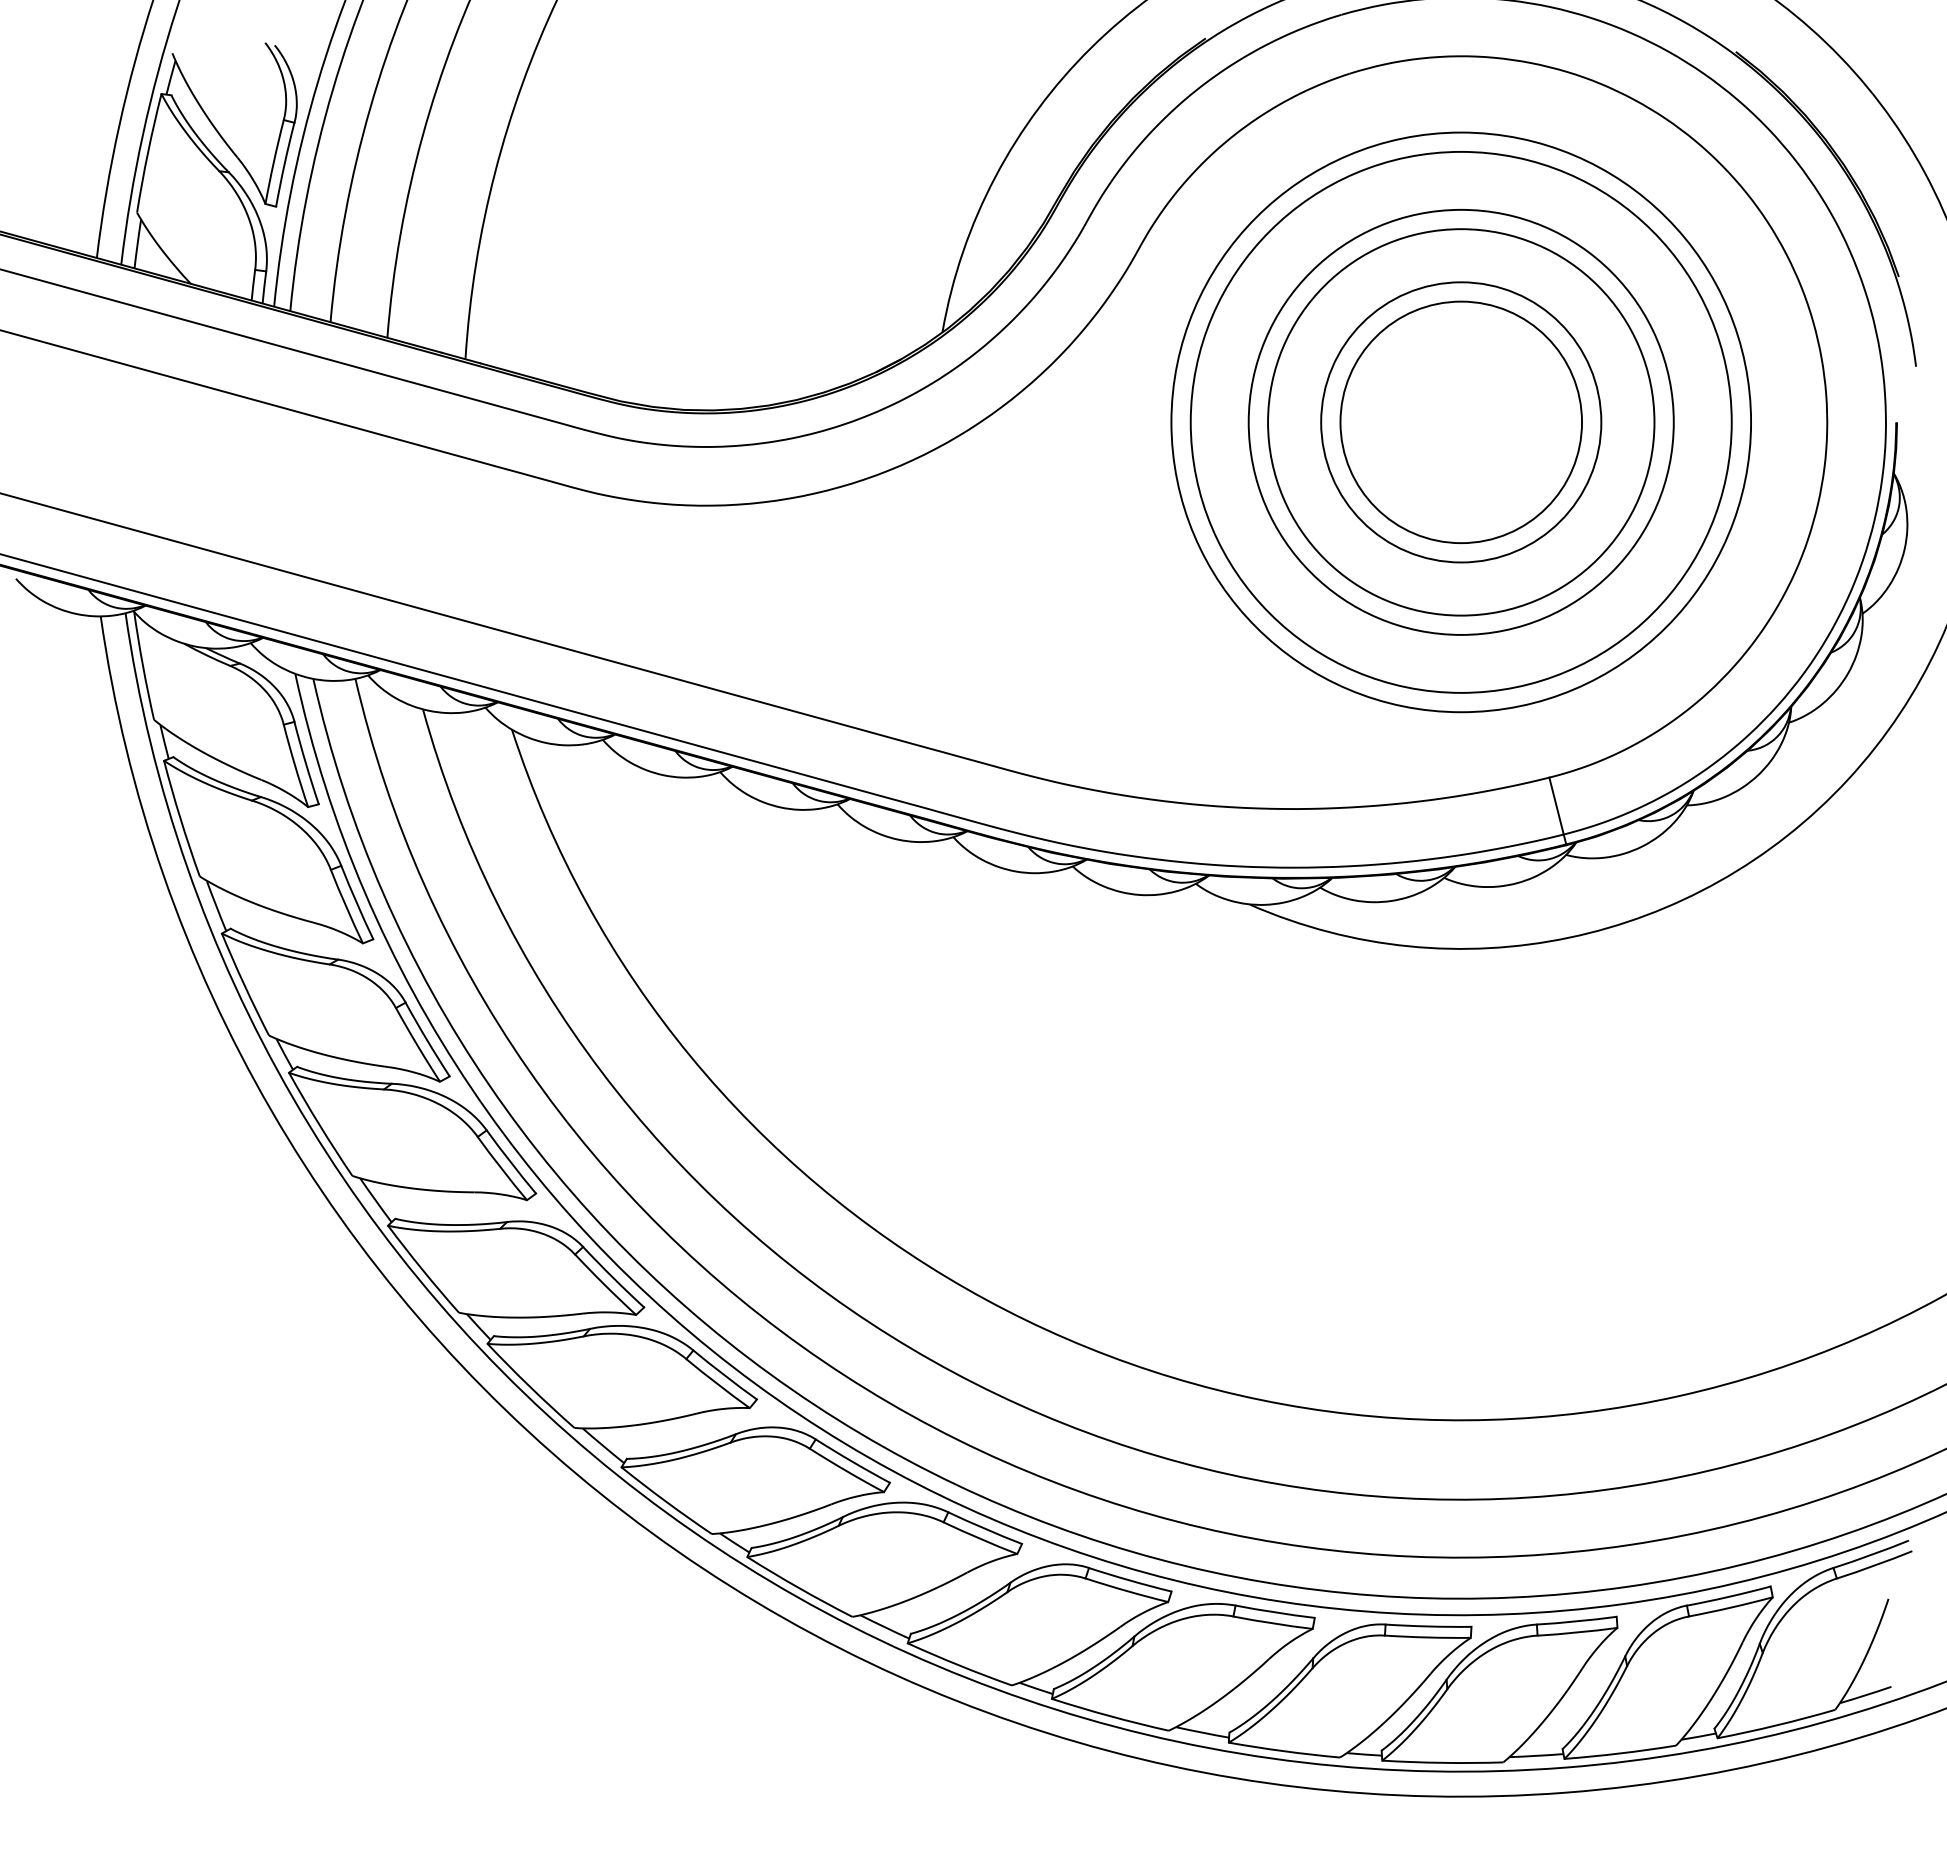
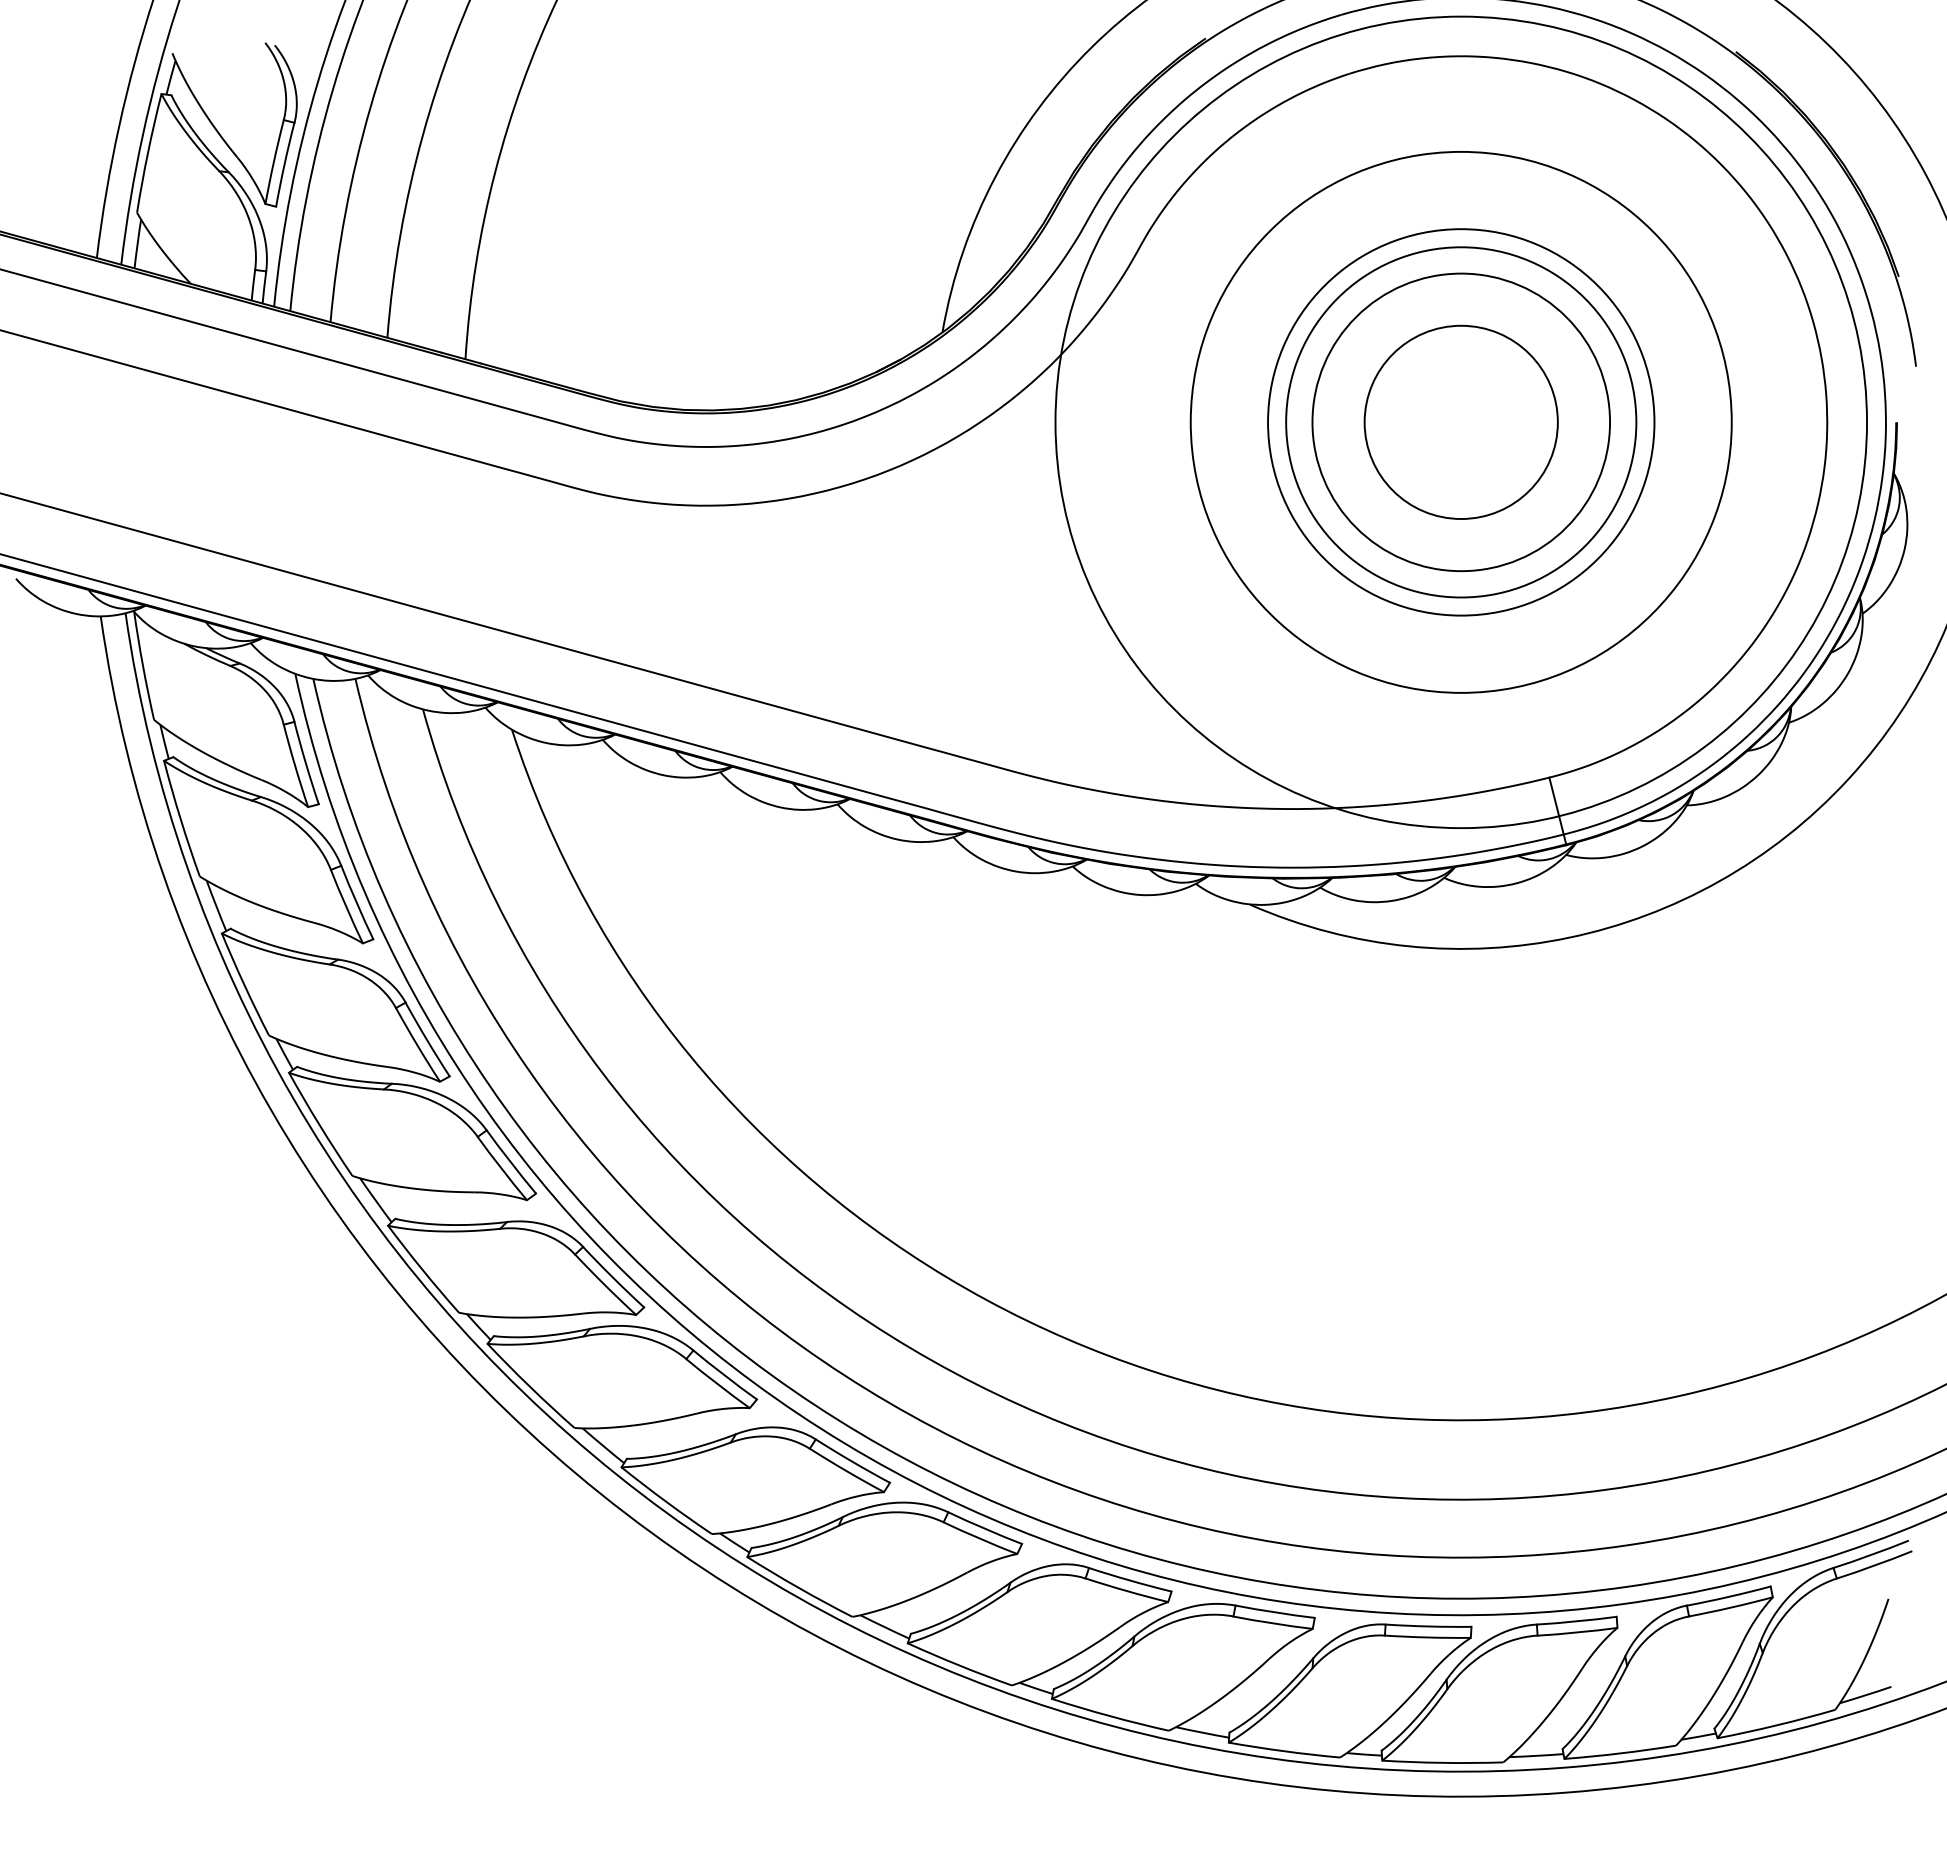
circle diameter: 425 px -> 298 px (1461, 422)
circle diameter: 242 px -> 193 px (1460, 422)
circle diameter: 280 px -> 350 px (1461, 422)
circle diameter: 580 px -> 812 px (1461, 422)
